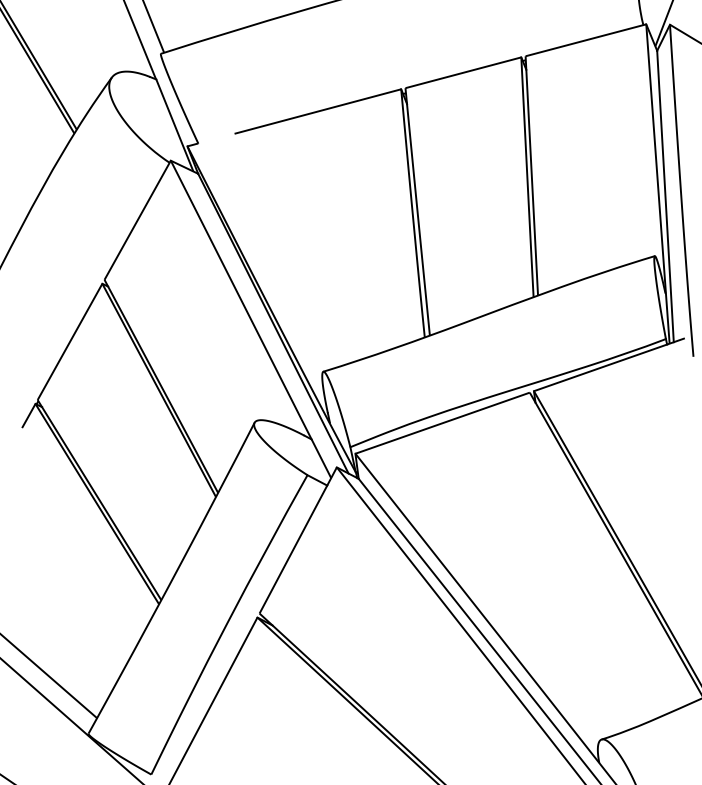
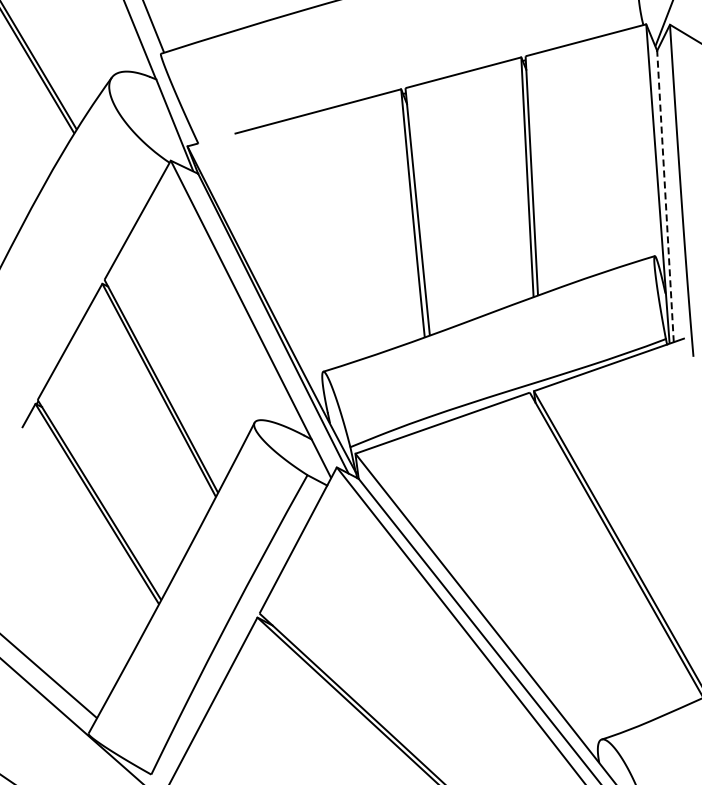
line: solid -> dashed (665, 196)
